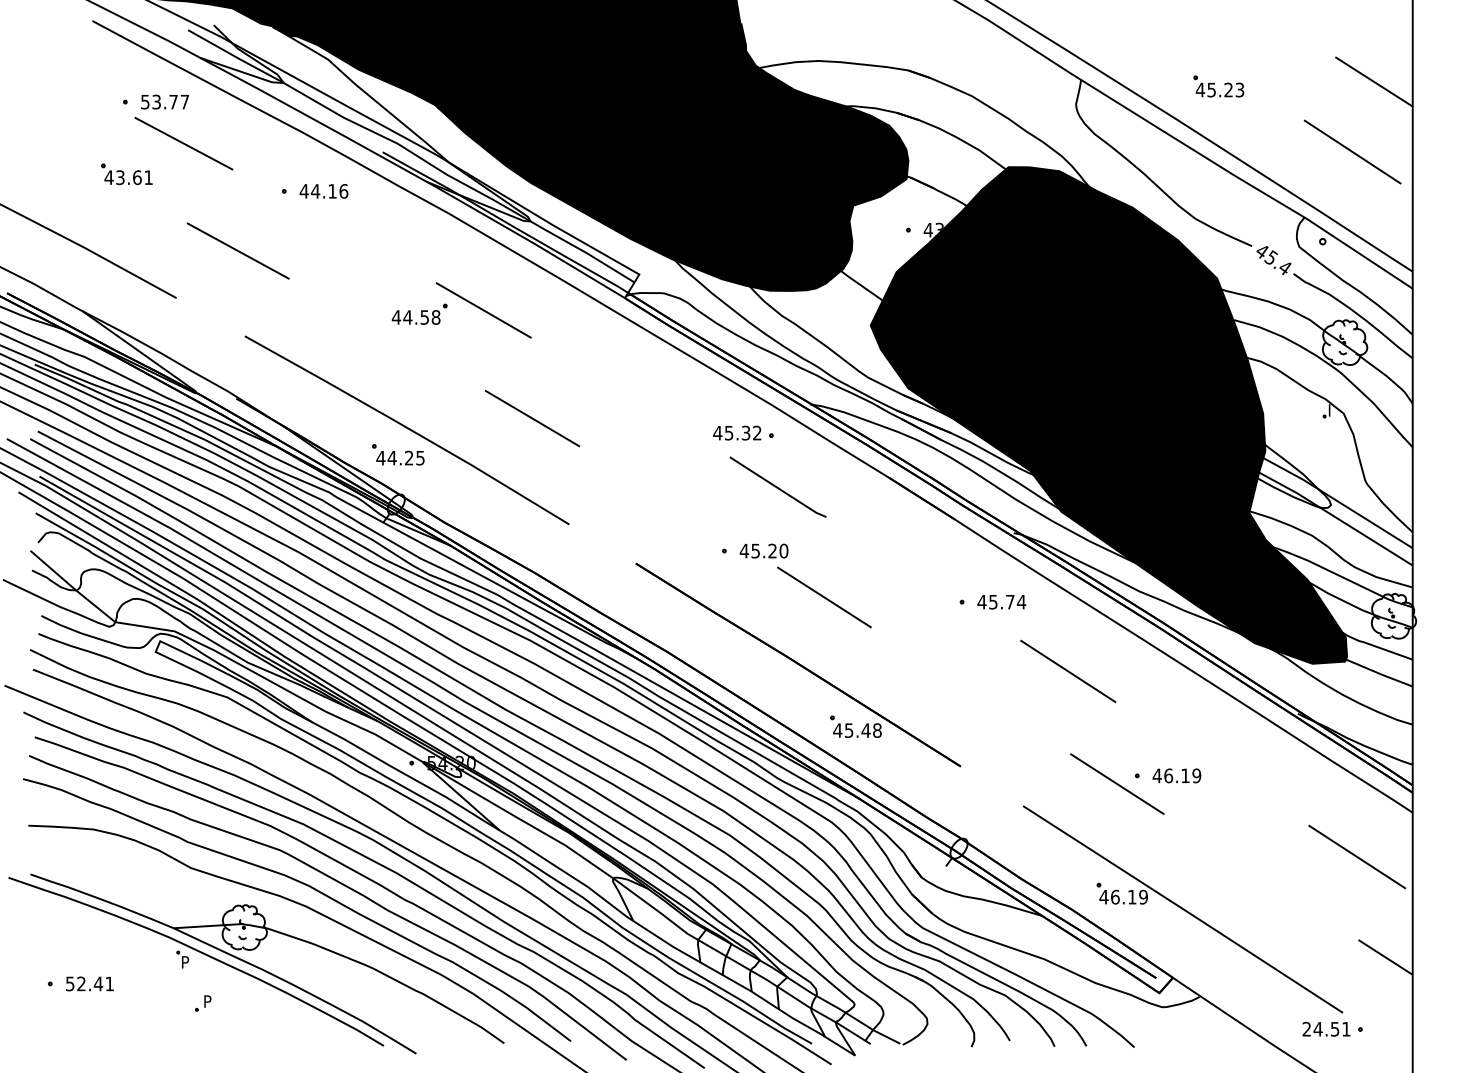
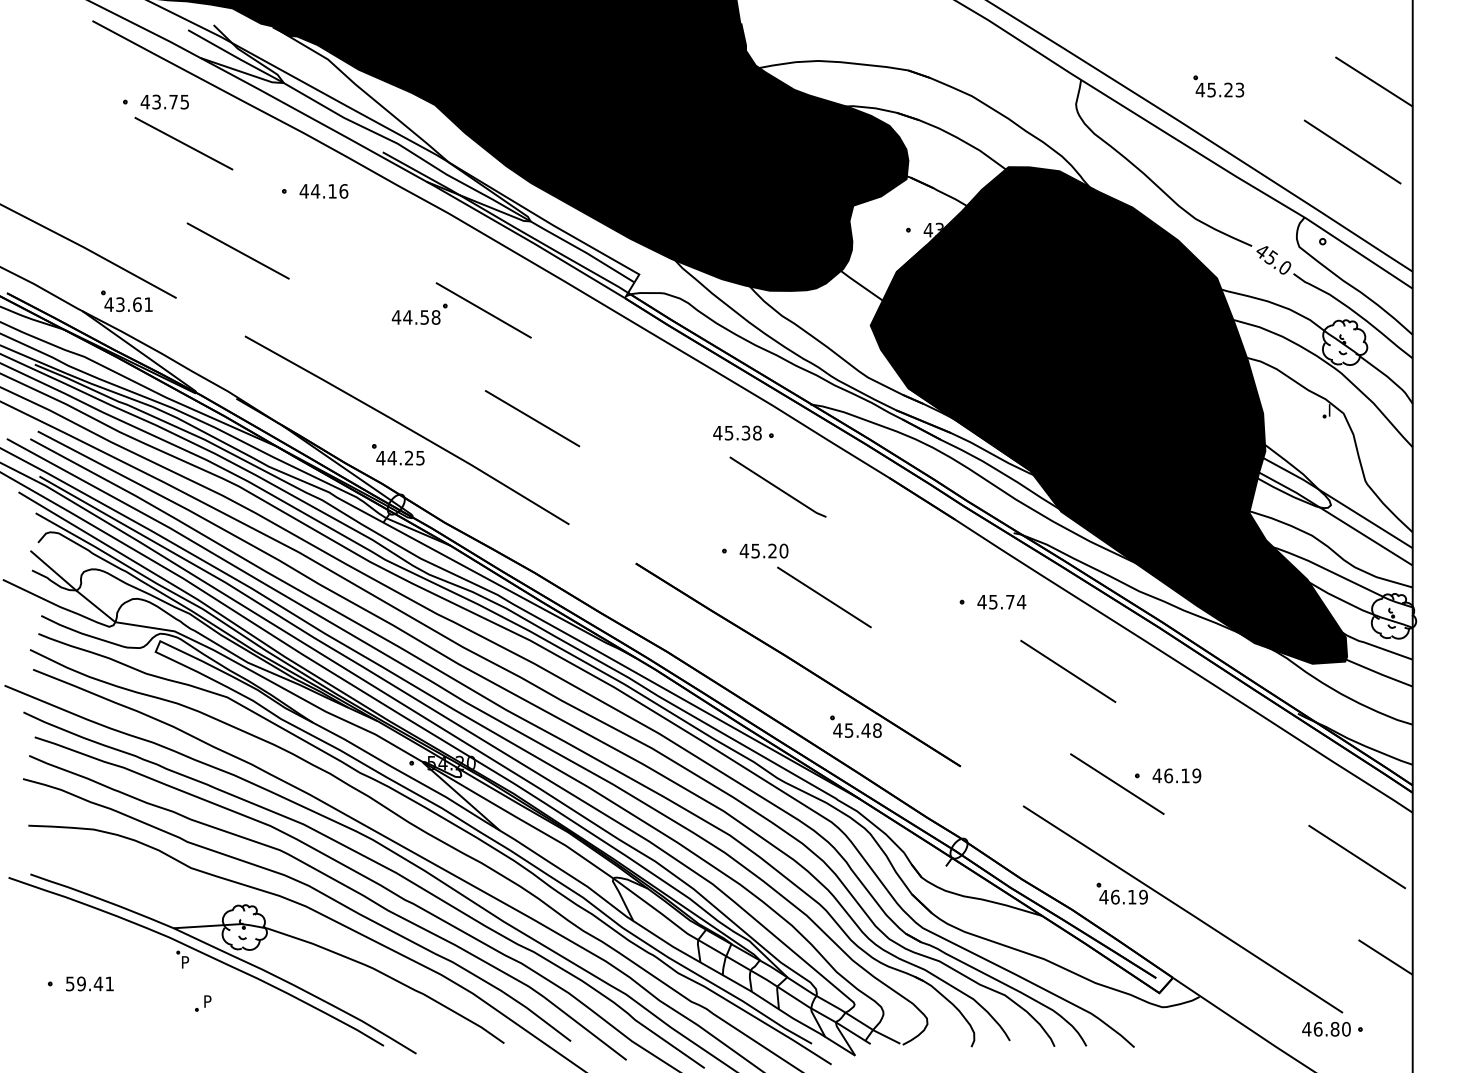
text: 53.77 -> 43.75 (164, 102)
part position: (126, 174) -> (126, 301) (126, 301)
text: 45.4 -> 45.0 (1285, 268)
text: 45.32 -> 45.38 (757, 432)
text: 52.41 -> 59.41 (81, 983)
text: 24.51 -> 46.80 (1326, 1028)
